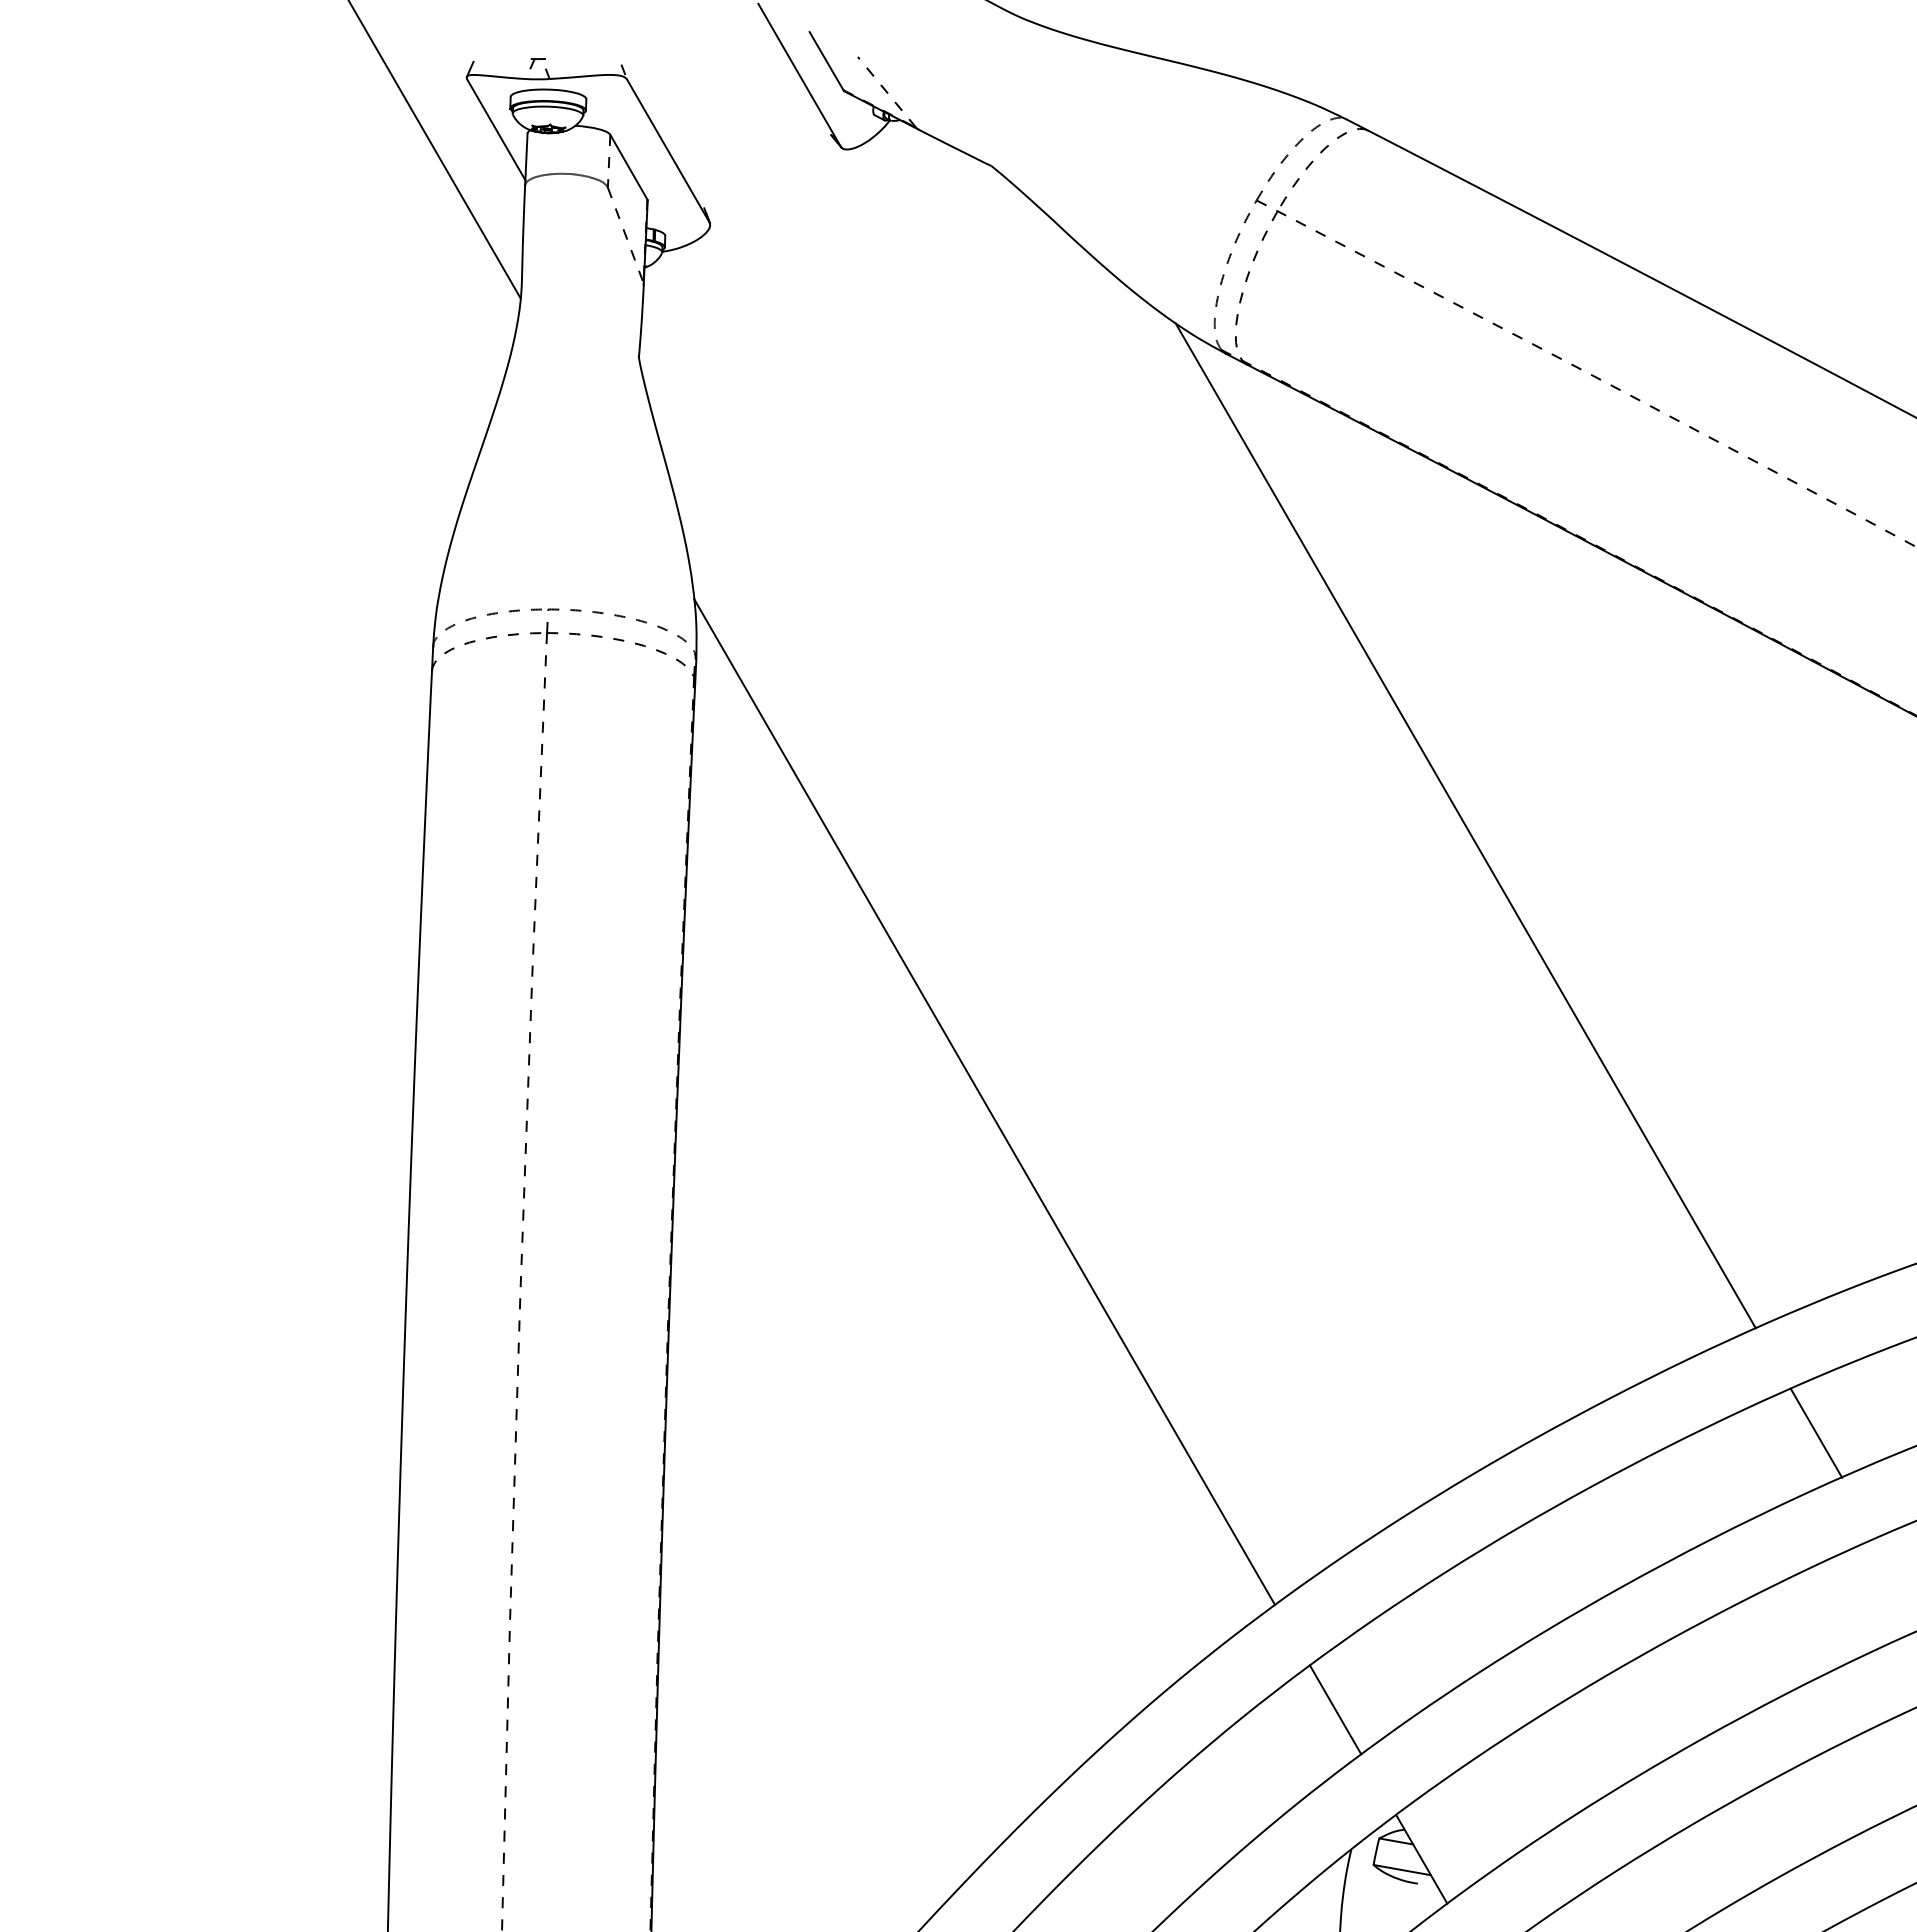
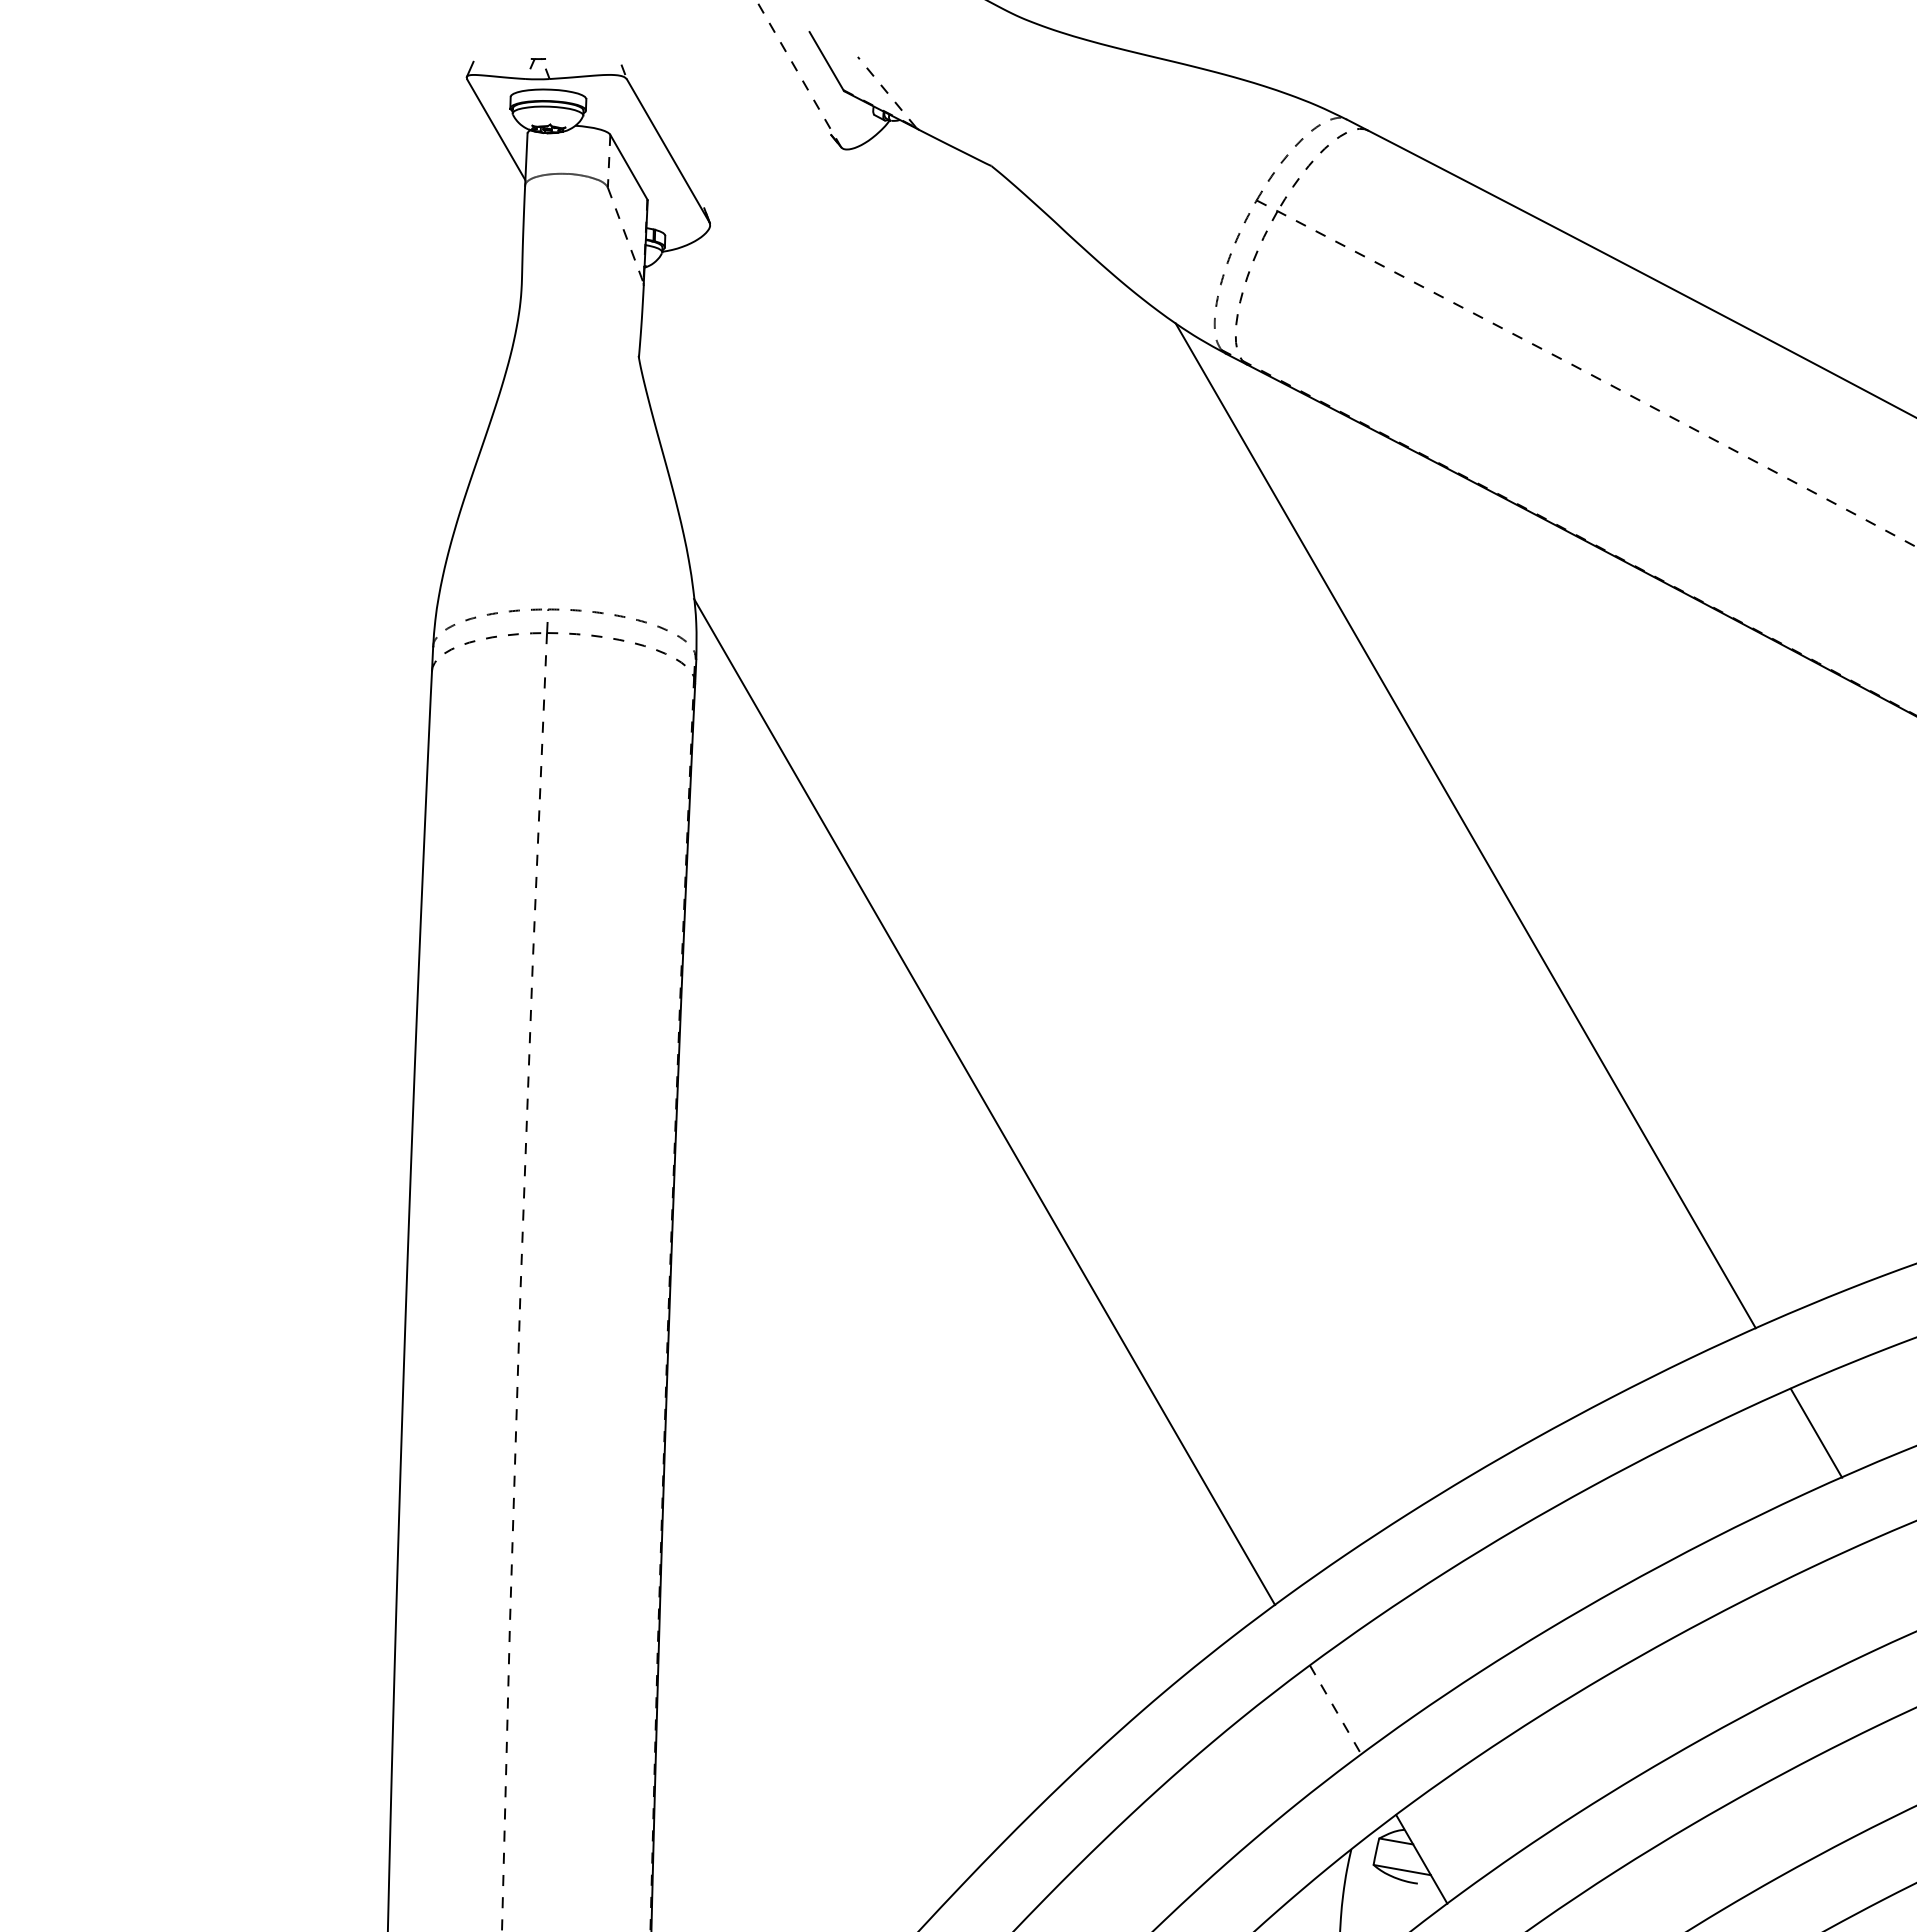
line: solid -> dashed (799, 75)
line: present -> none (434, 150)
line: solid -> dashed (1335, 1710)
